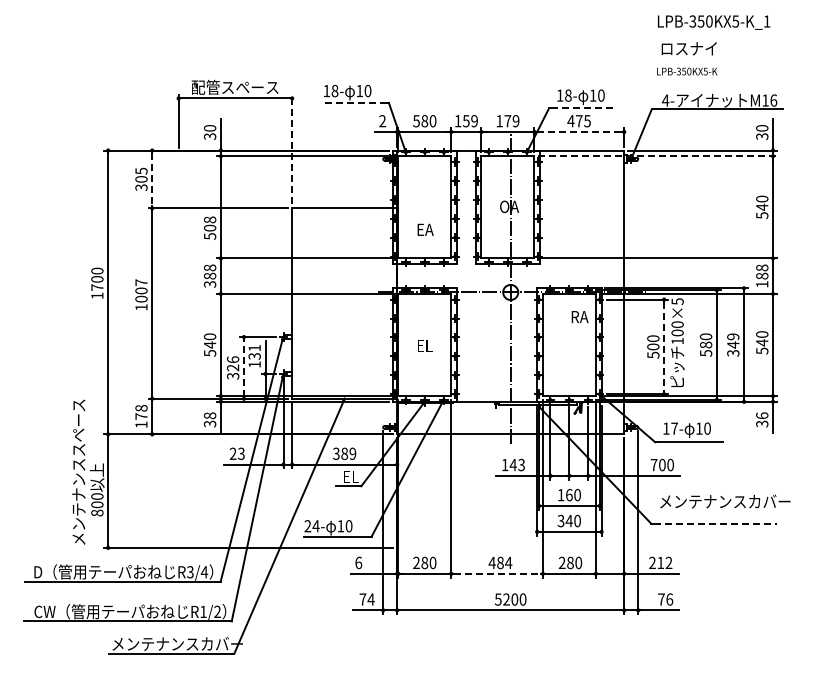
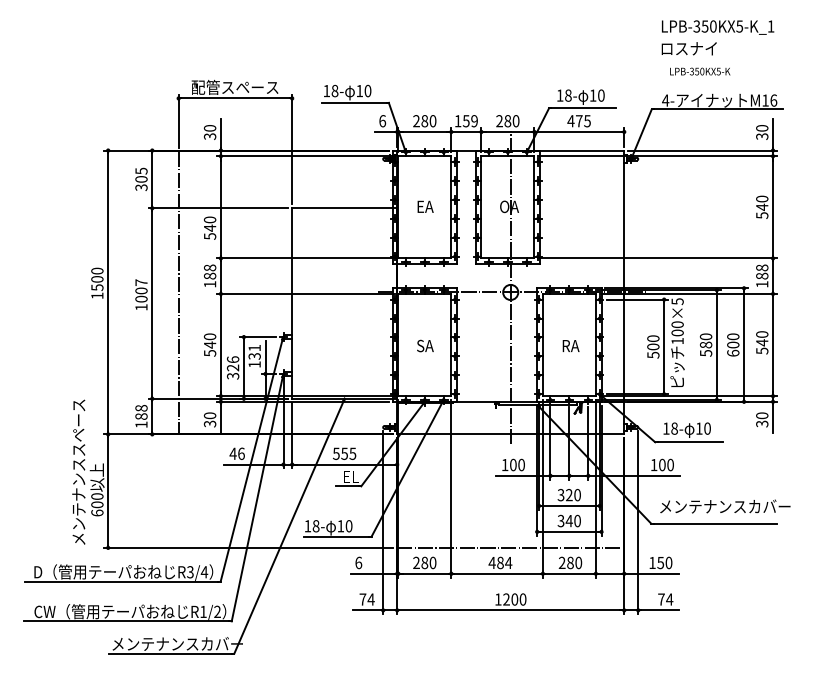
text position: (714, 22) -> (718, 27) (718, 27)
text position: (687, 71) -> (700, 71) (700, 71)
line: dashed -> solid (354, 102)
line: dashed -> solid (583, 108)
text: 2 -> 6 (382, 121)
text: 580 -> 280 (416, 121)
text: 179 -> 280 (507, 121)
line: dashed -> solid (579, 131)
line: dashed -> solid (292, 149)
line: dashed -> solid (658, 156)
line: dashed -> solid (152, 179)
text: 508 -> 540 (209, 223)
text position: (425, 229) -> (425, 206) (425, 206)
text: 388 -> 188 (209, 284)
text: 1700 -> 1500 (97, 287)
line: none -> present (178, 292)
text position: (579, 316) -> (570, 345) (570, 345)
text: 349 -> 600 (733, 344)
text: EL -> SA (425, 345)
line: dashed -> solid (664, 347)
line: dashed -> solid (243, 367)
text: 38 -> 30 (209, 415)
text: 36 -> 30 (762, 415)
text: 178 -> 188 (141, 416)
text: 17- -> 18- (674, 428)
text: 23 -> 46 (236, 453)
text: 389 -> 555 (344, 453)
text: 143 -> 100 (516, 464)
text: 700 -> 100 (653, 465)
text: 160 -> 320 (564, 495)
text position: (725, 501) -> (725, 506) (725, 506)
text: 800 -> 600 (97, 512)
line: dashed -> solid (715, 523)
text: 24- -> 18- (311, 526)
line: none -> present (510, 547)
text: 212 -> 150 (660, 562)
line: dashed -> solid (497, 573)
text: 5200 -> 1200 (497, 599)
text: 76 -> 74 (669, 599)
